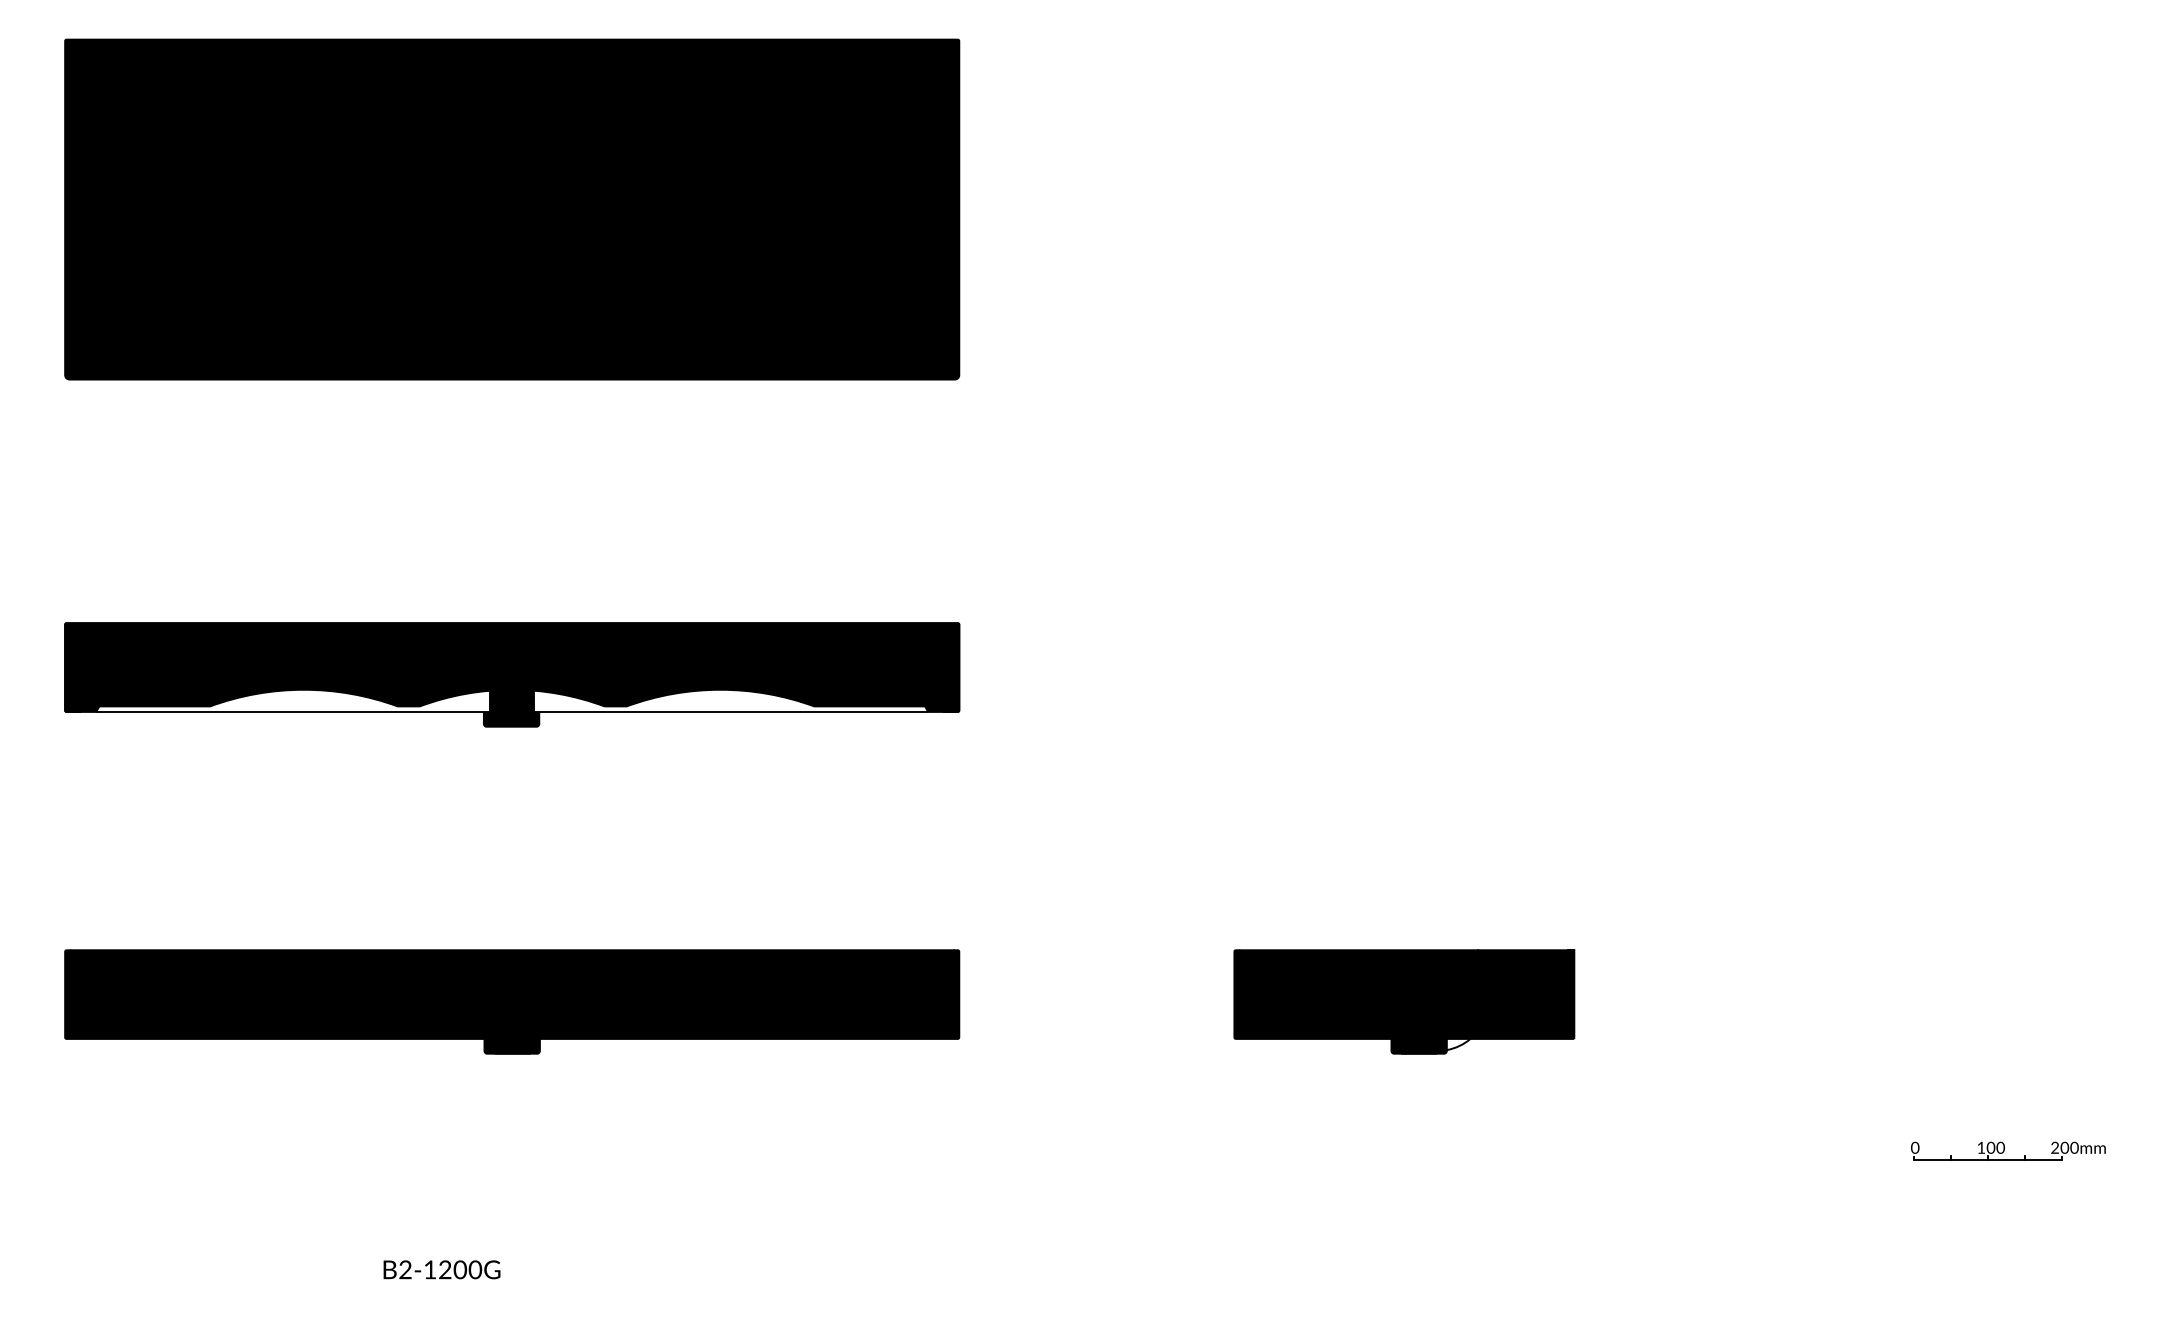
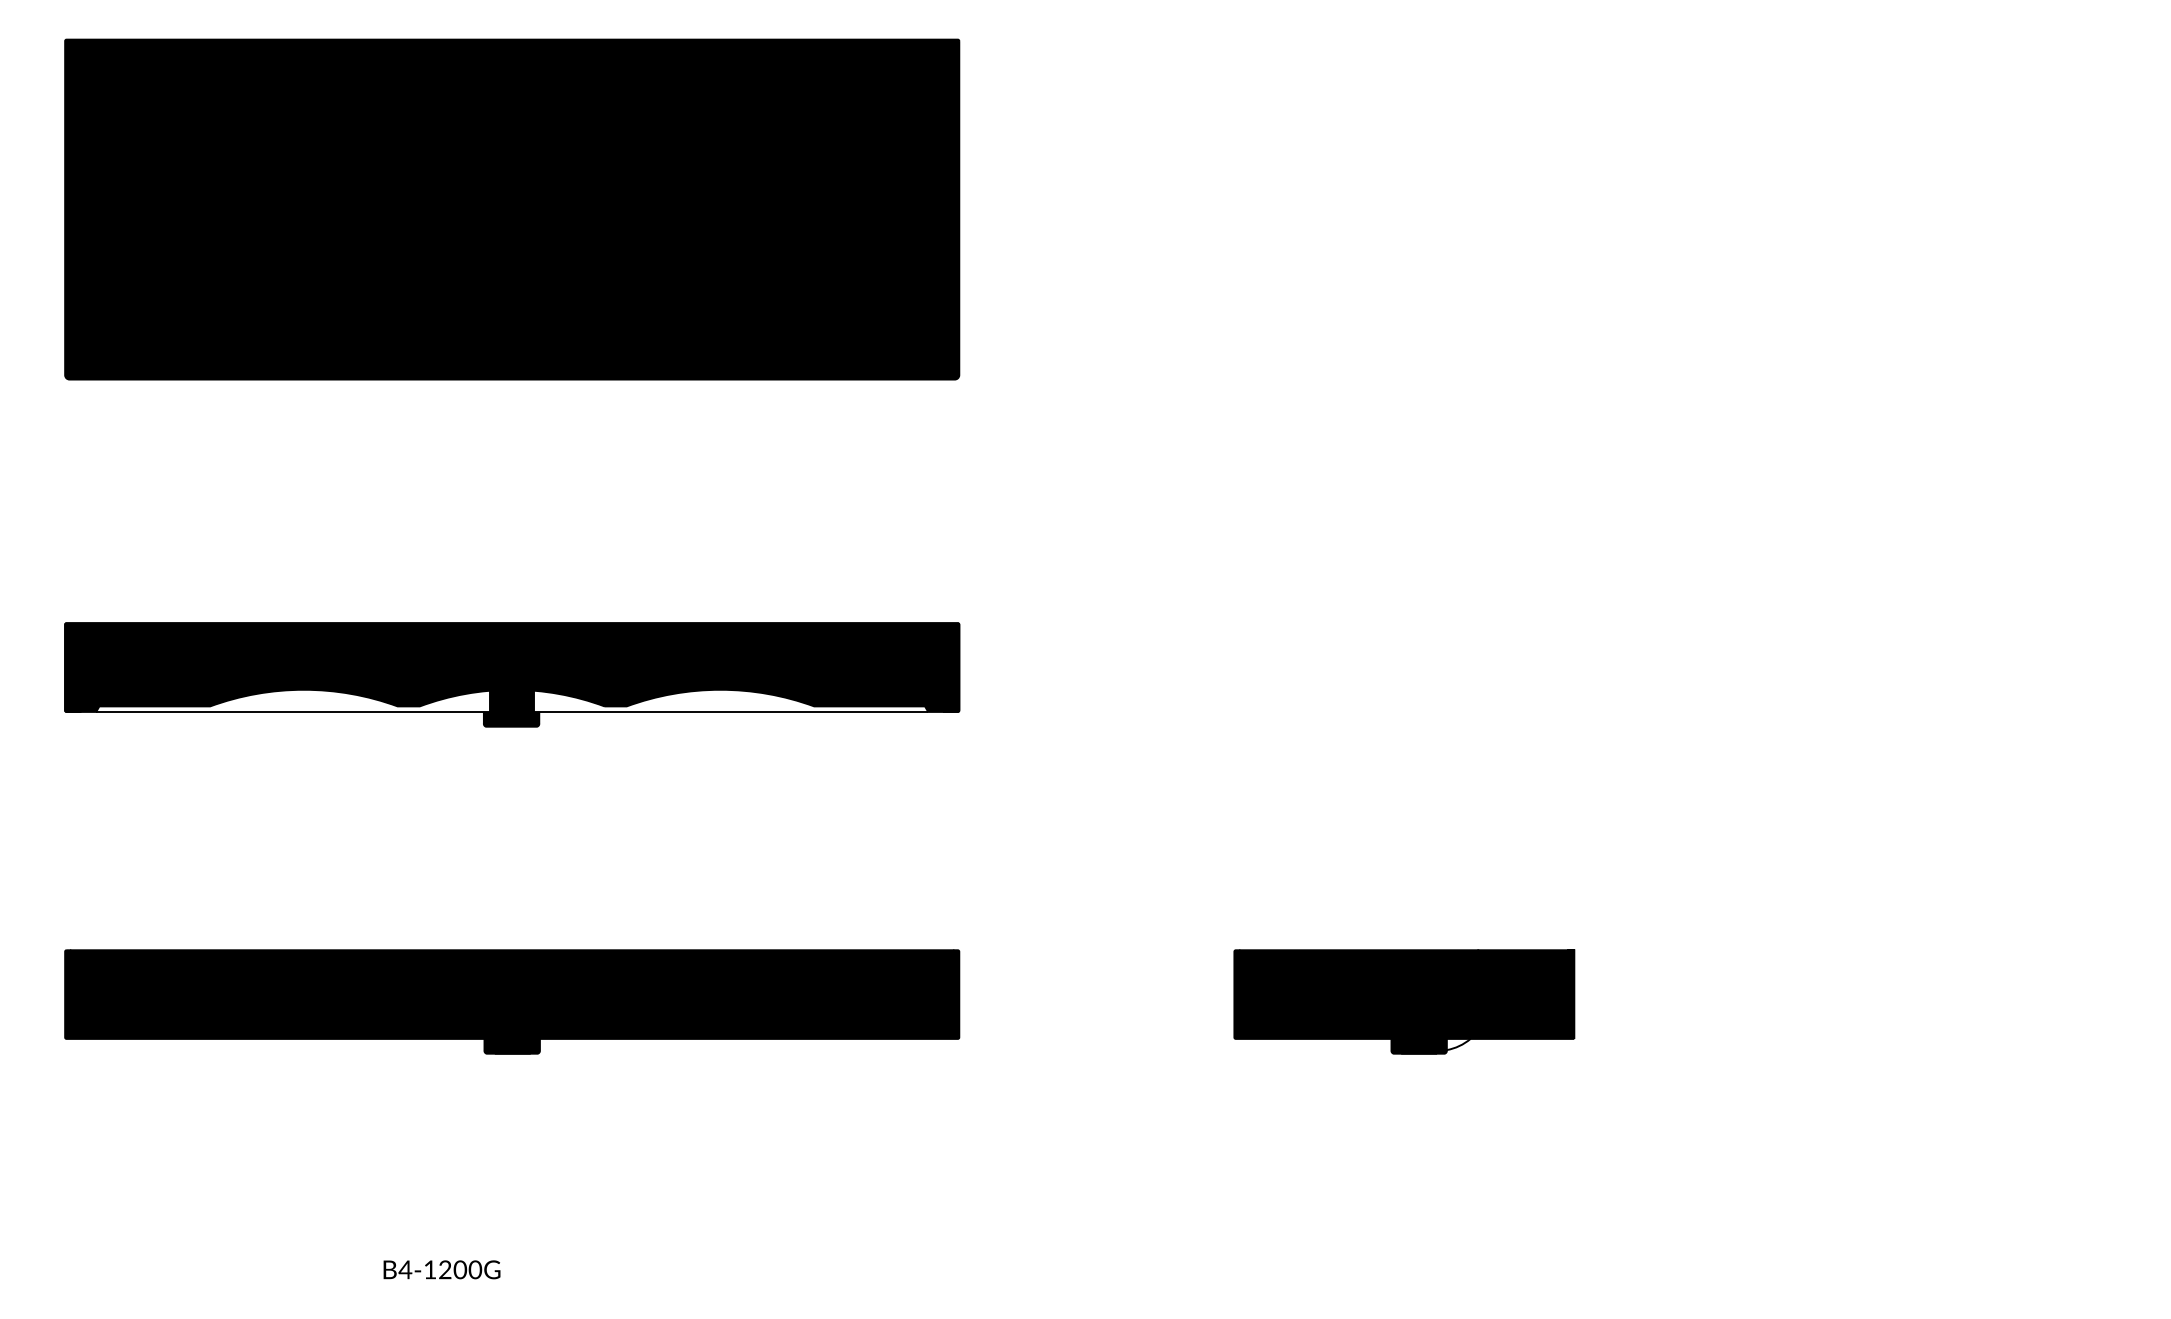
part: present -> none (2008, 1150)
text: B2-1200G -> B4-1200G (405, 1269)
